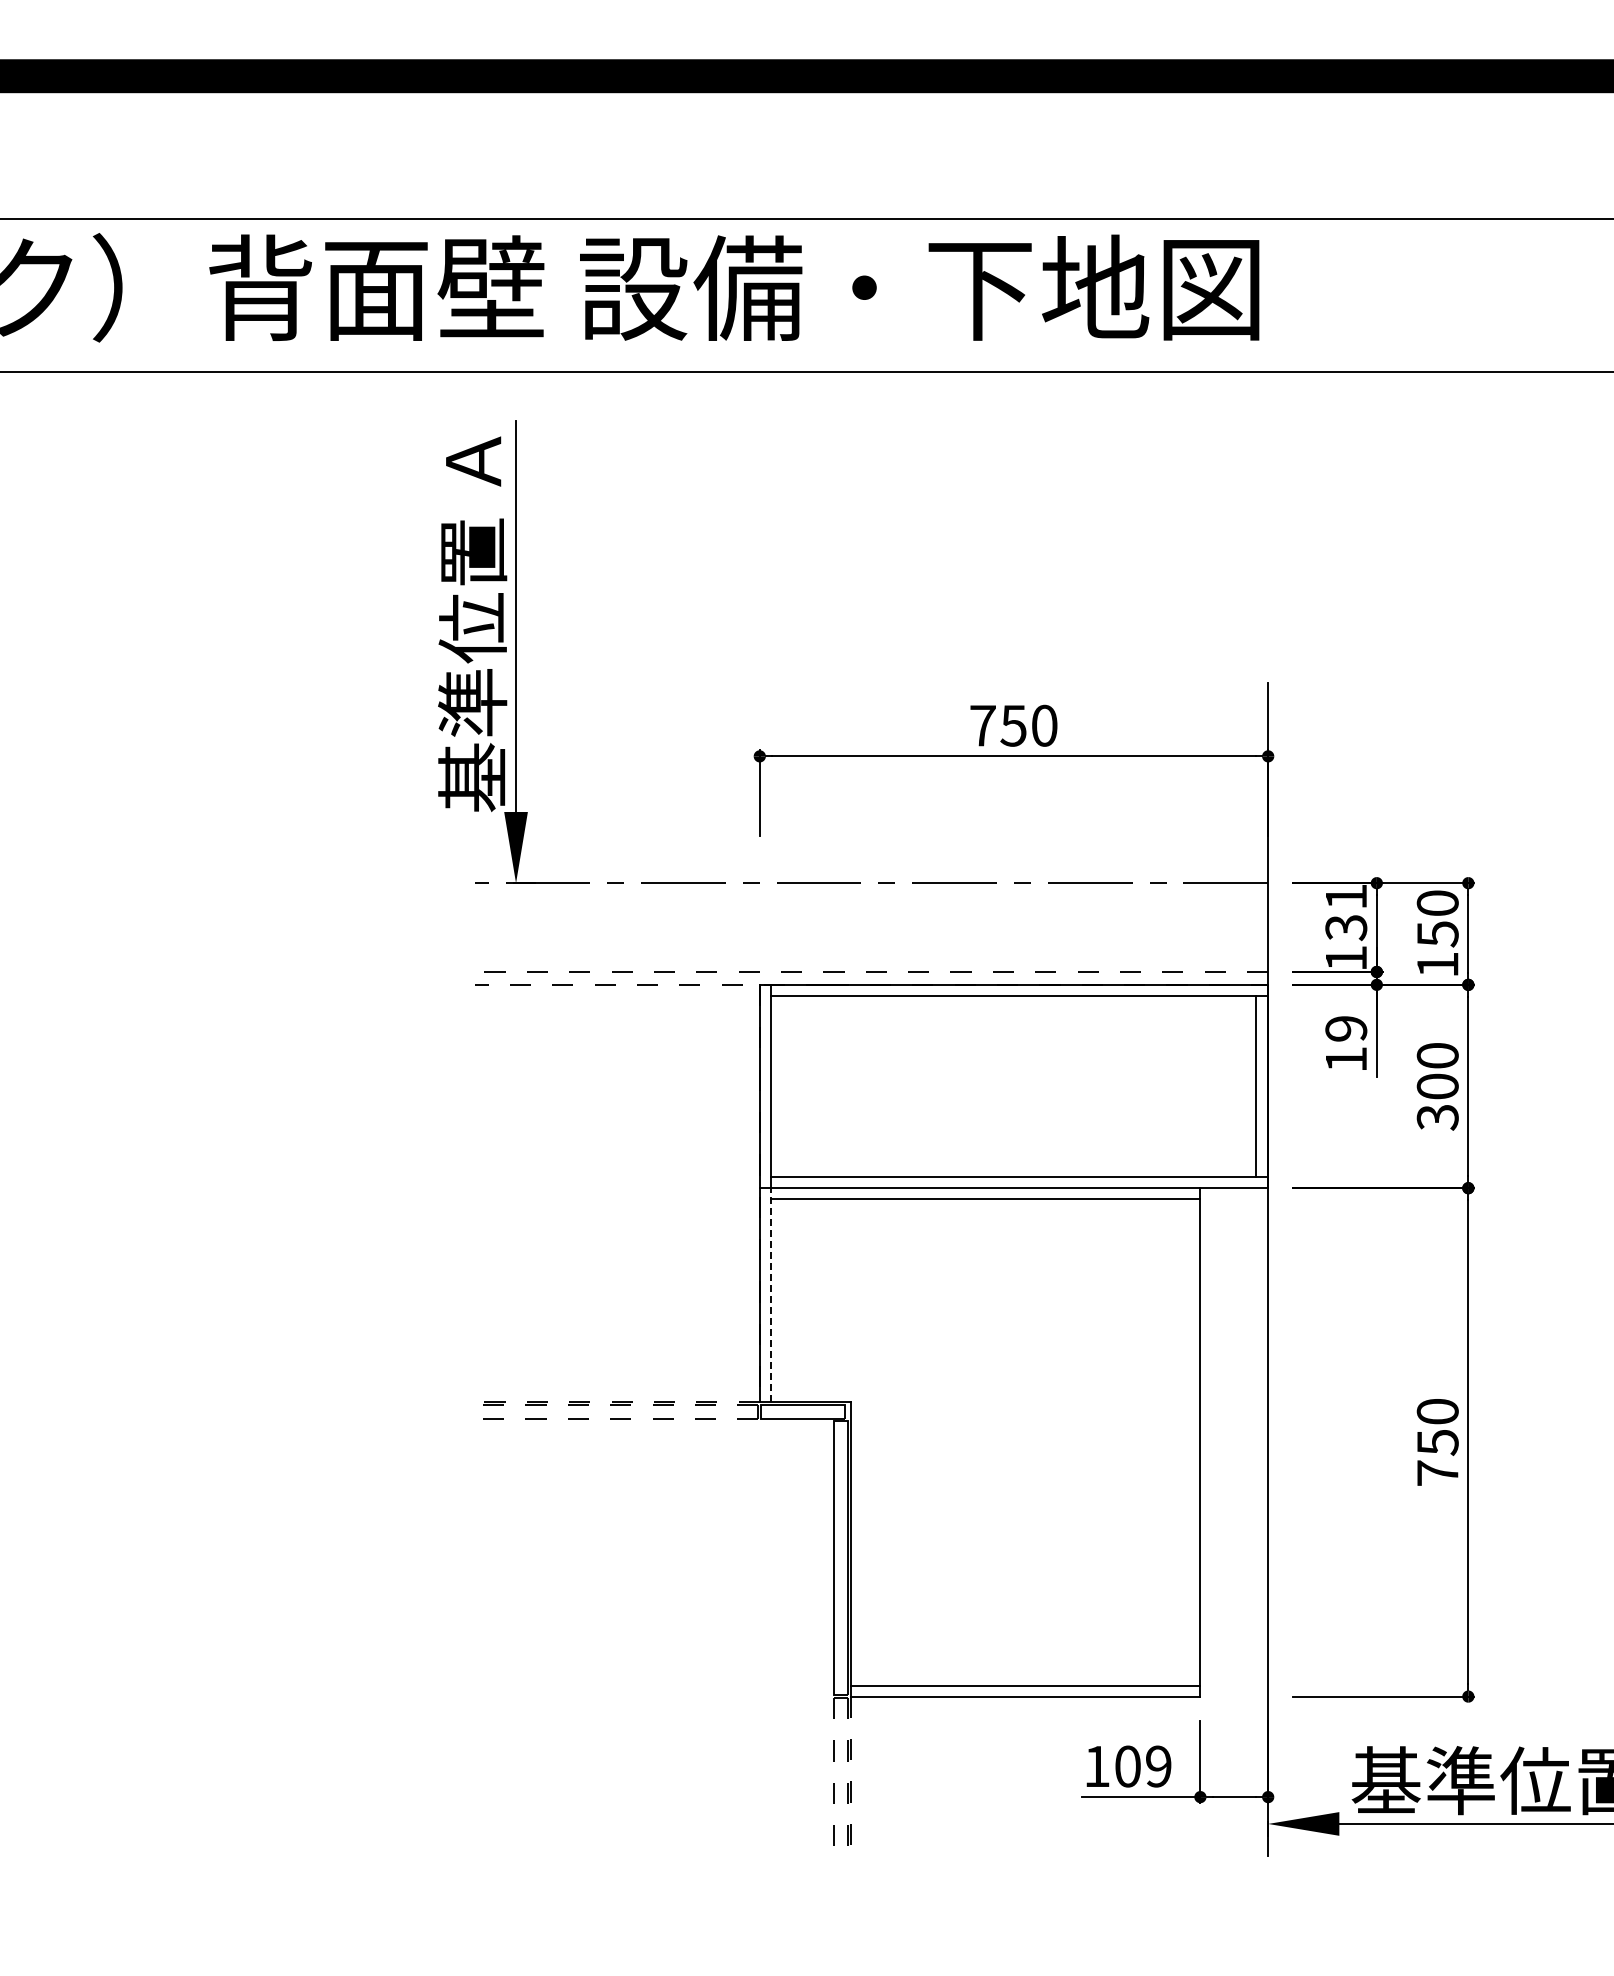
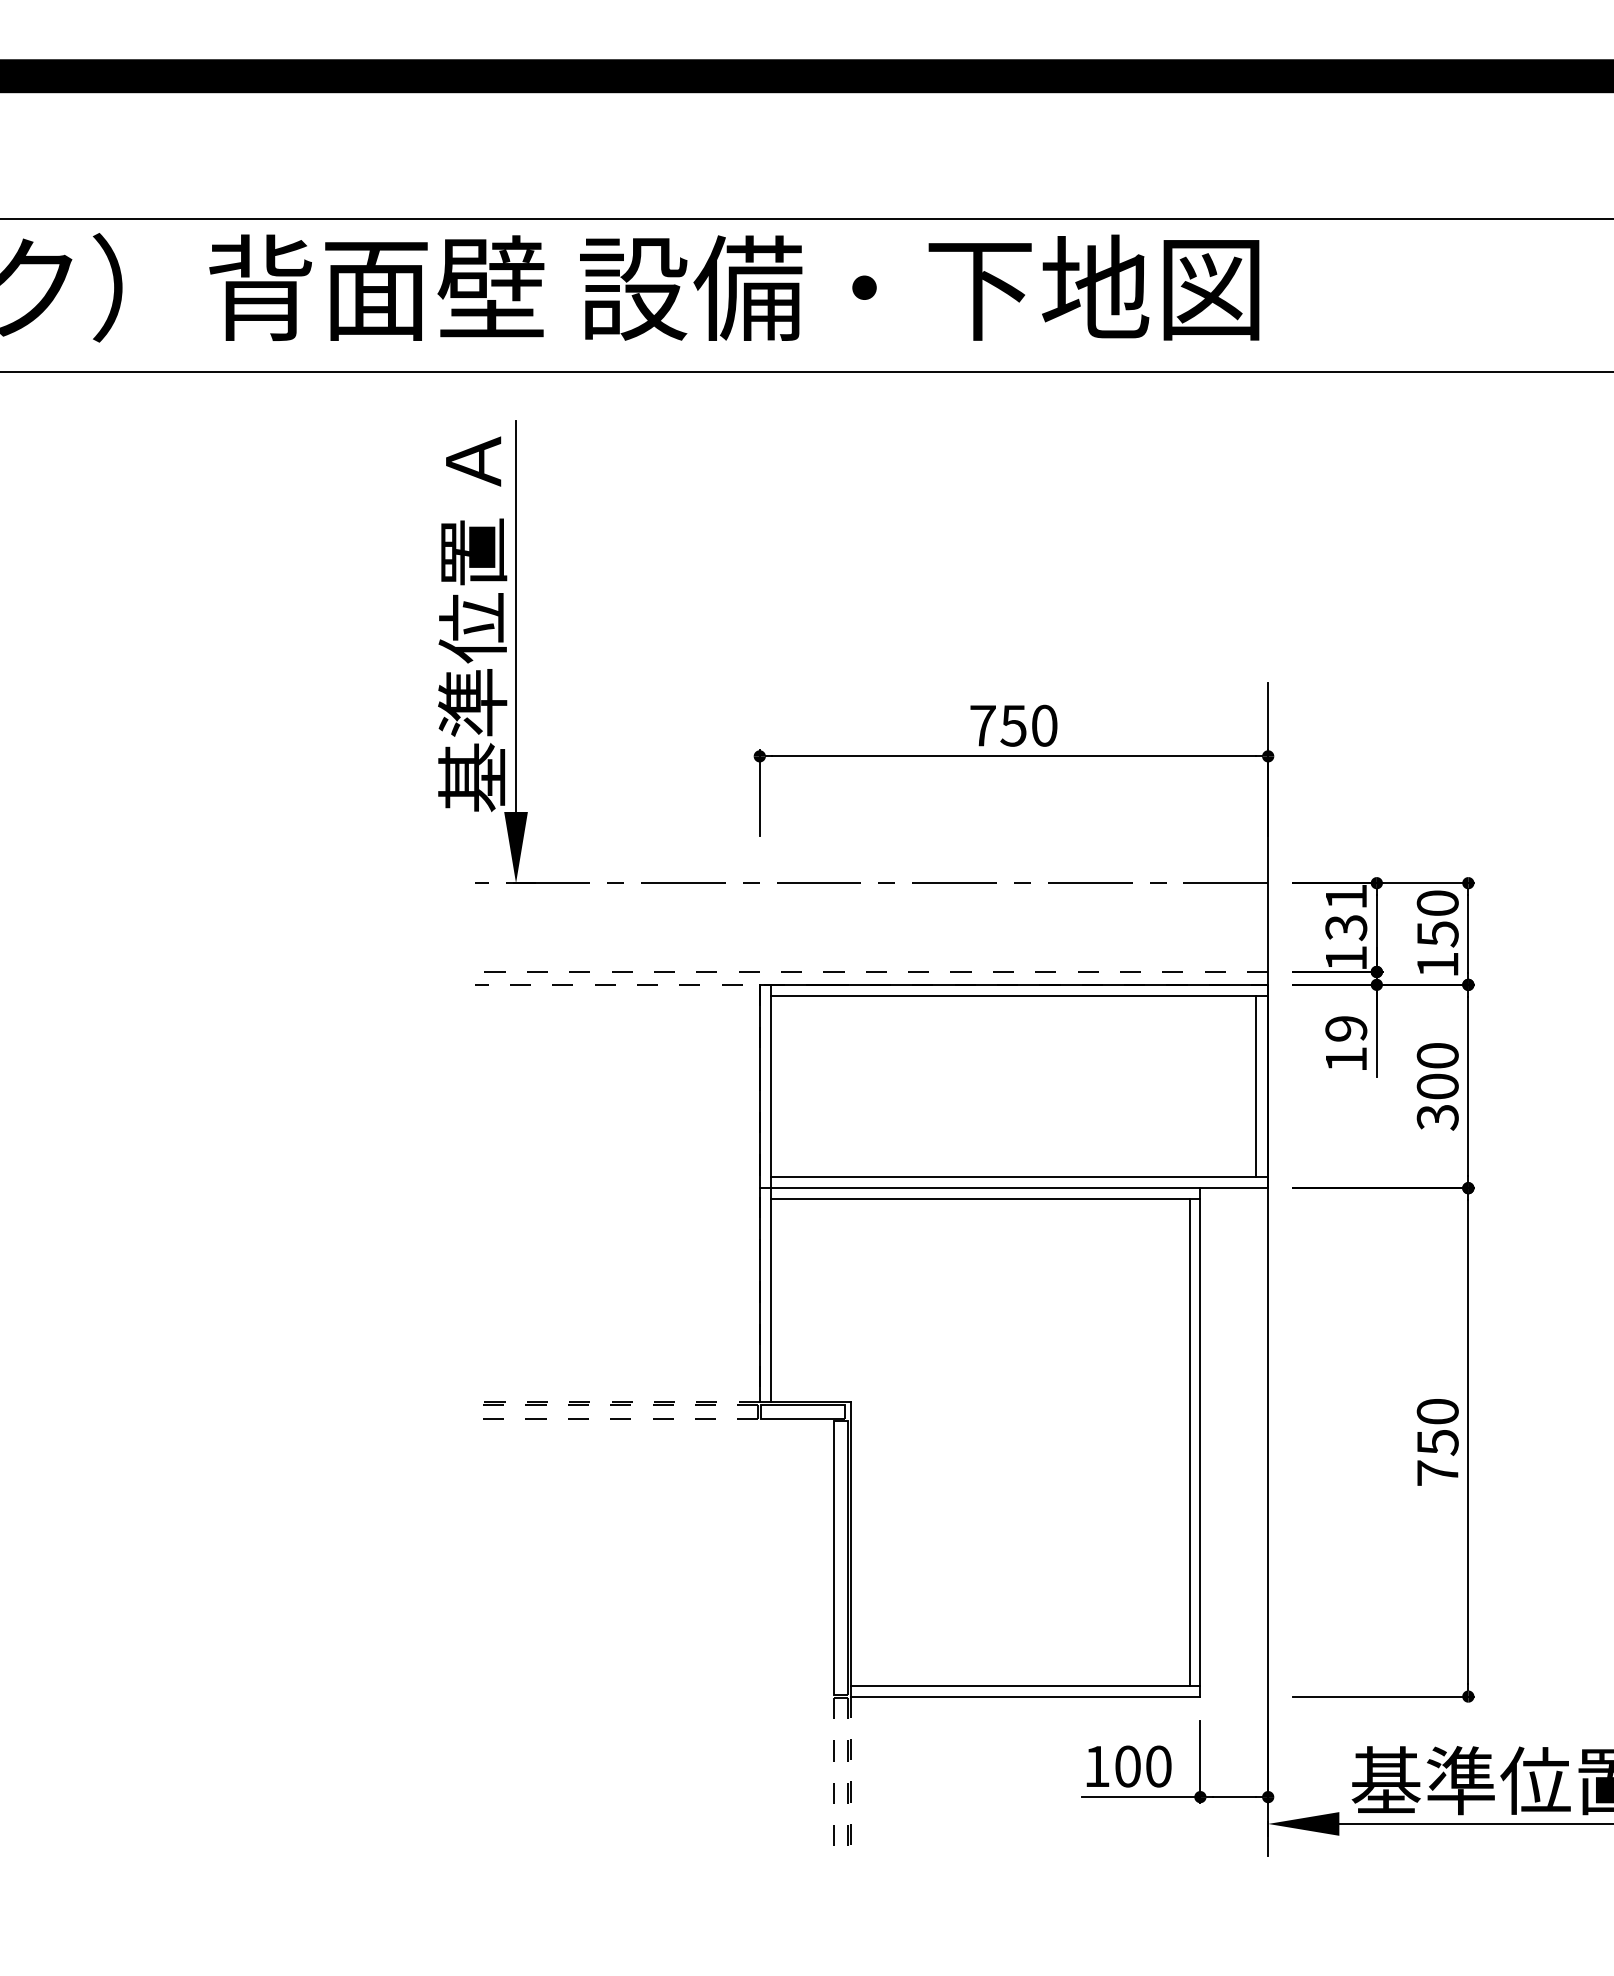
line: dashed -> solid (770, 1294)
line: none -> present (1189, 1442)
text: 109 -> 100 (1158, 1766)
